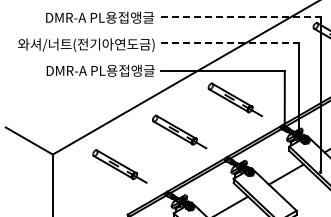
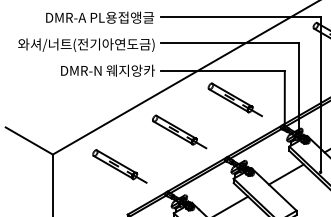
line: dashed -> solid (240, 17)
line: dashed -> solid (230, 43)
text: DMR-A PL용접앵글 -> DMR-N 웨지앙카 (100, 70)
